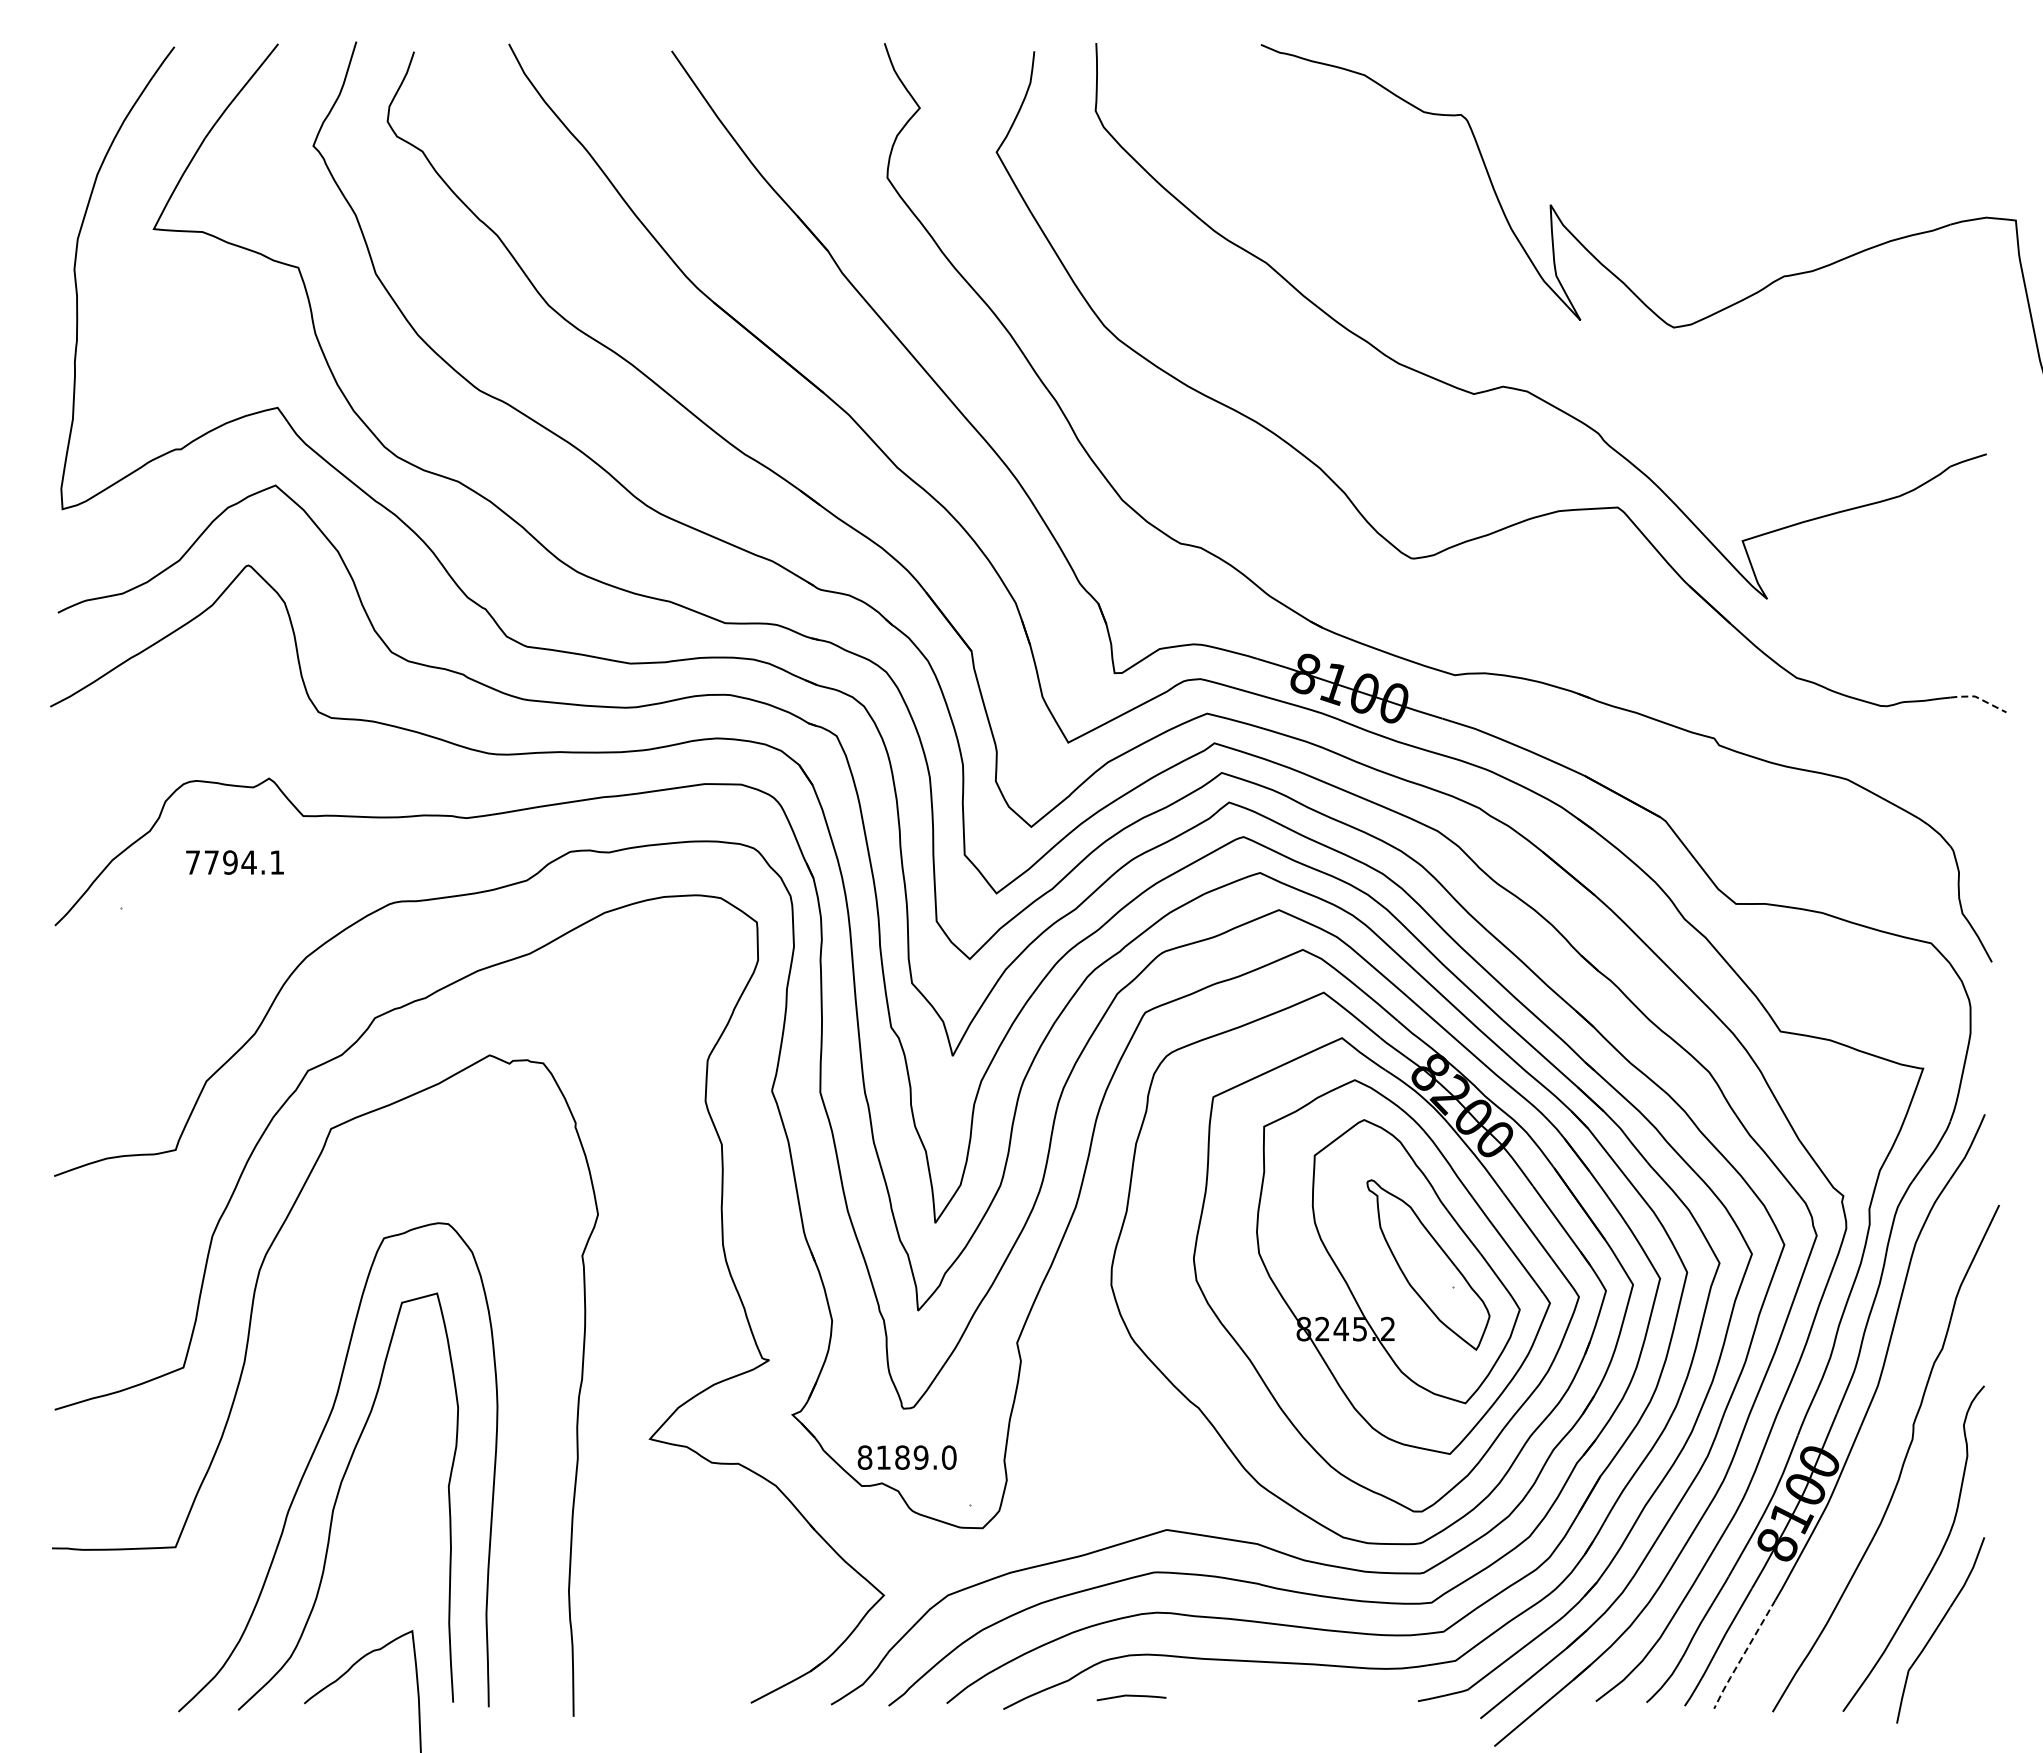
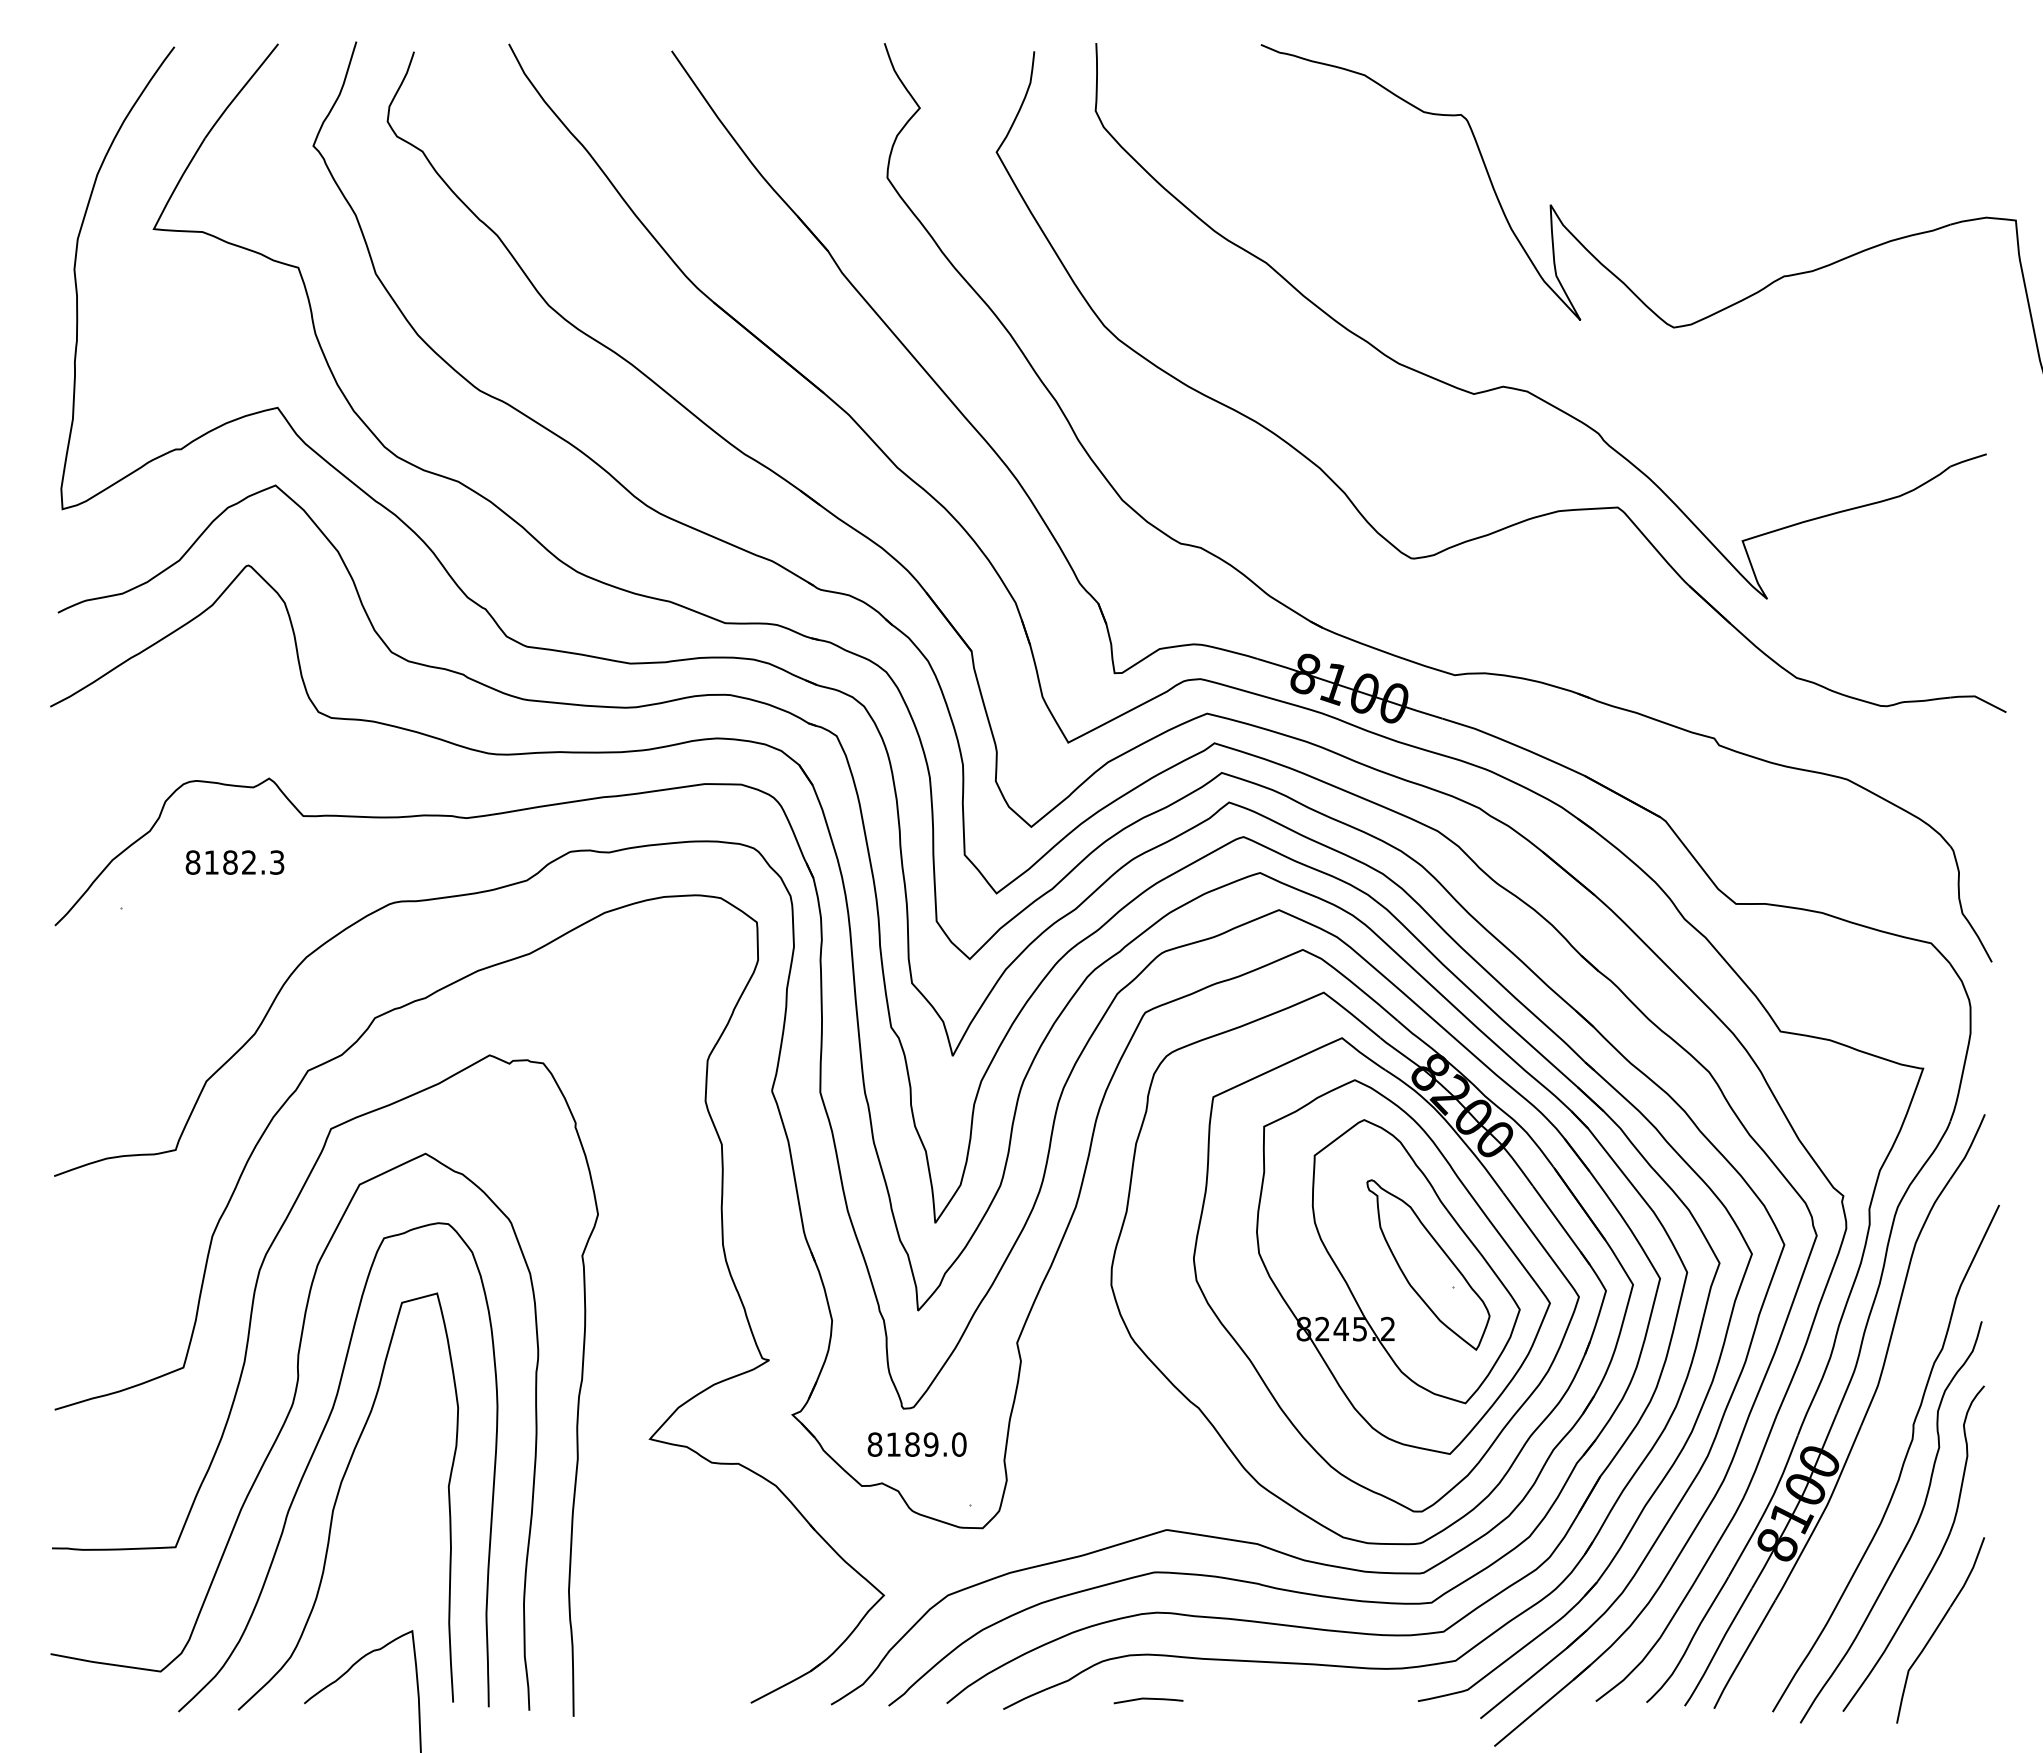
line: dashed -> solid (1979, 698)
text: 7794.1 -> 8182.3 (234, 862)
curve: none -> present (284, 1425)
text position: (906, 1457) -> (916, 1444) (916, 1444)
part: none -> present (1911, 1533)
line: dashed -> solid (1743, 1656)
curve position: (1131, 1696) -> (1148, 1699) (1148, 1699)
